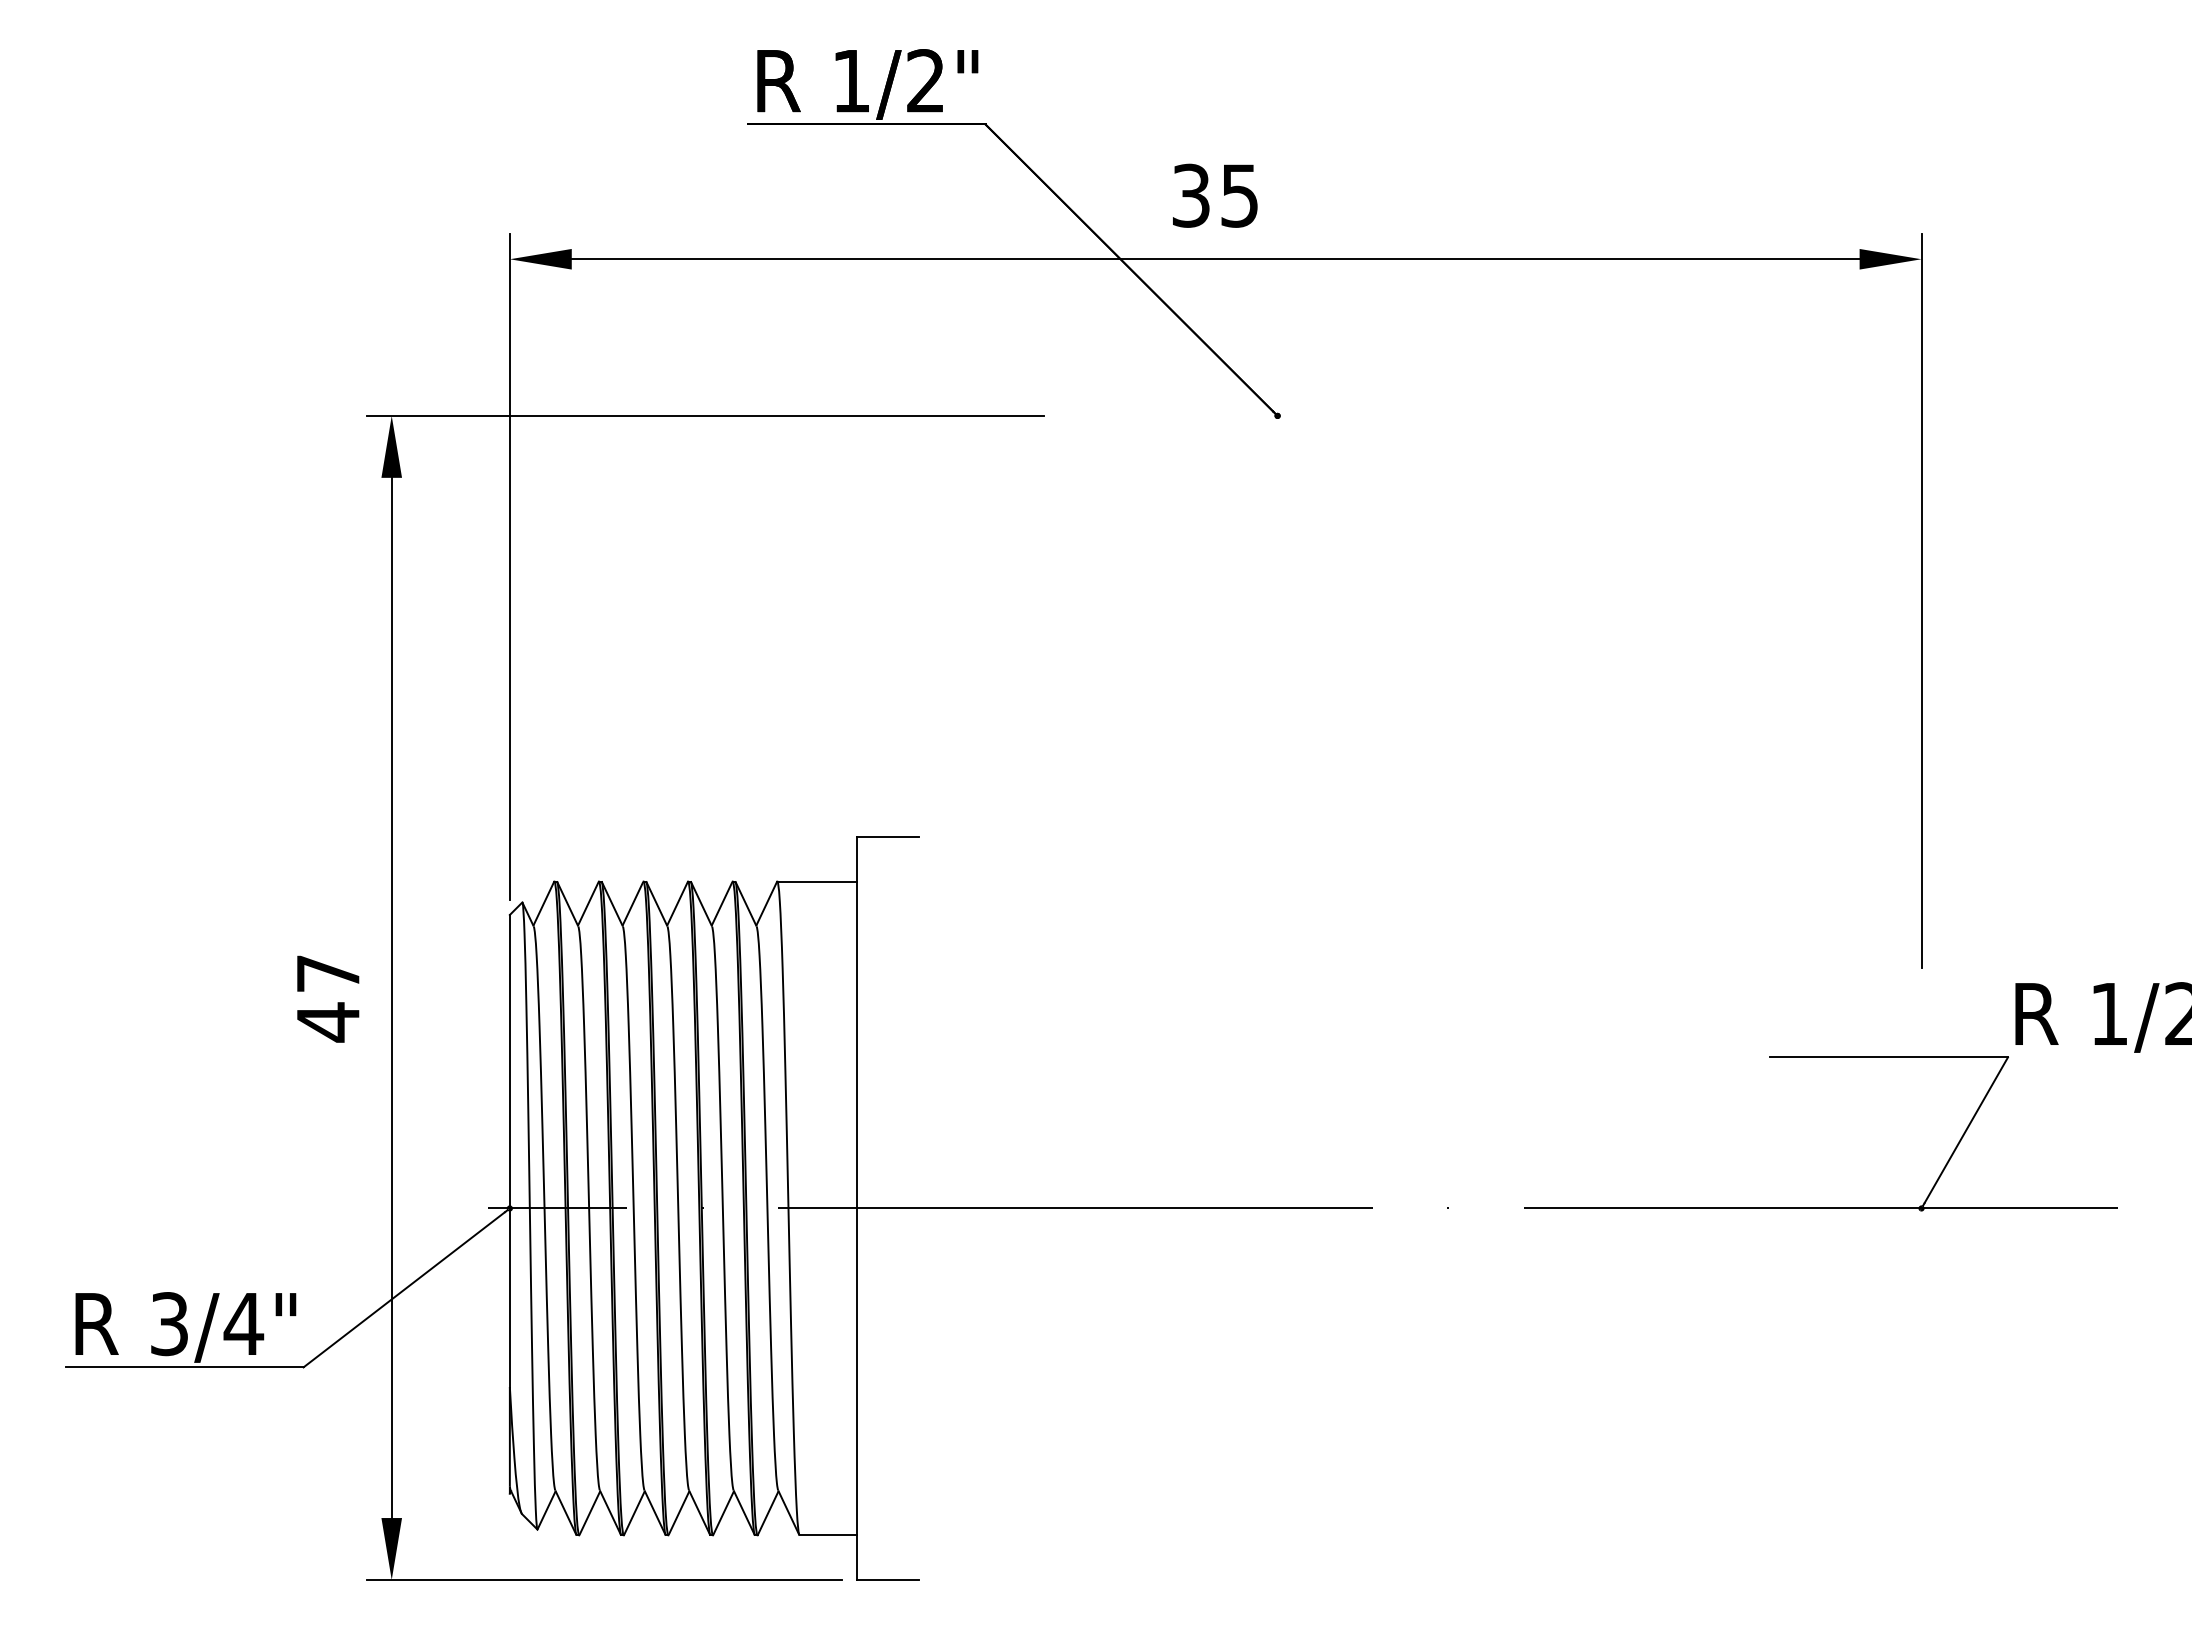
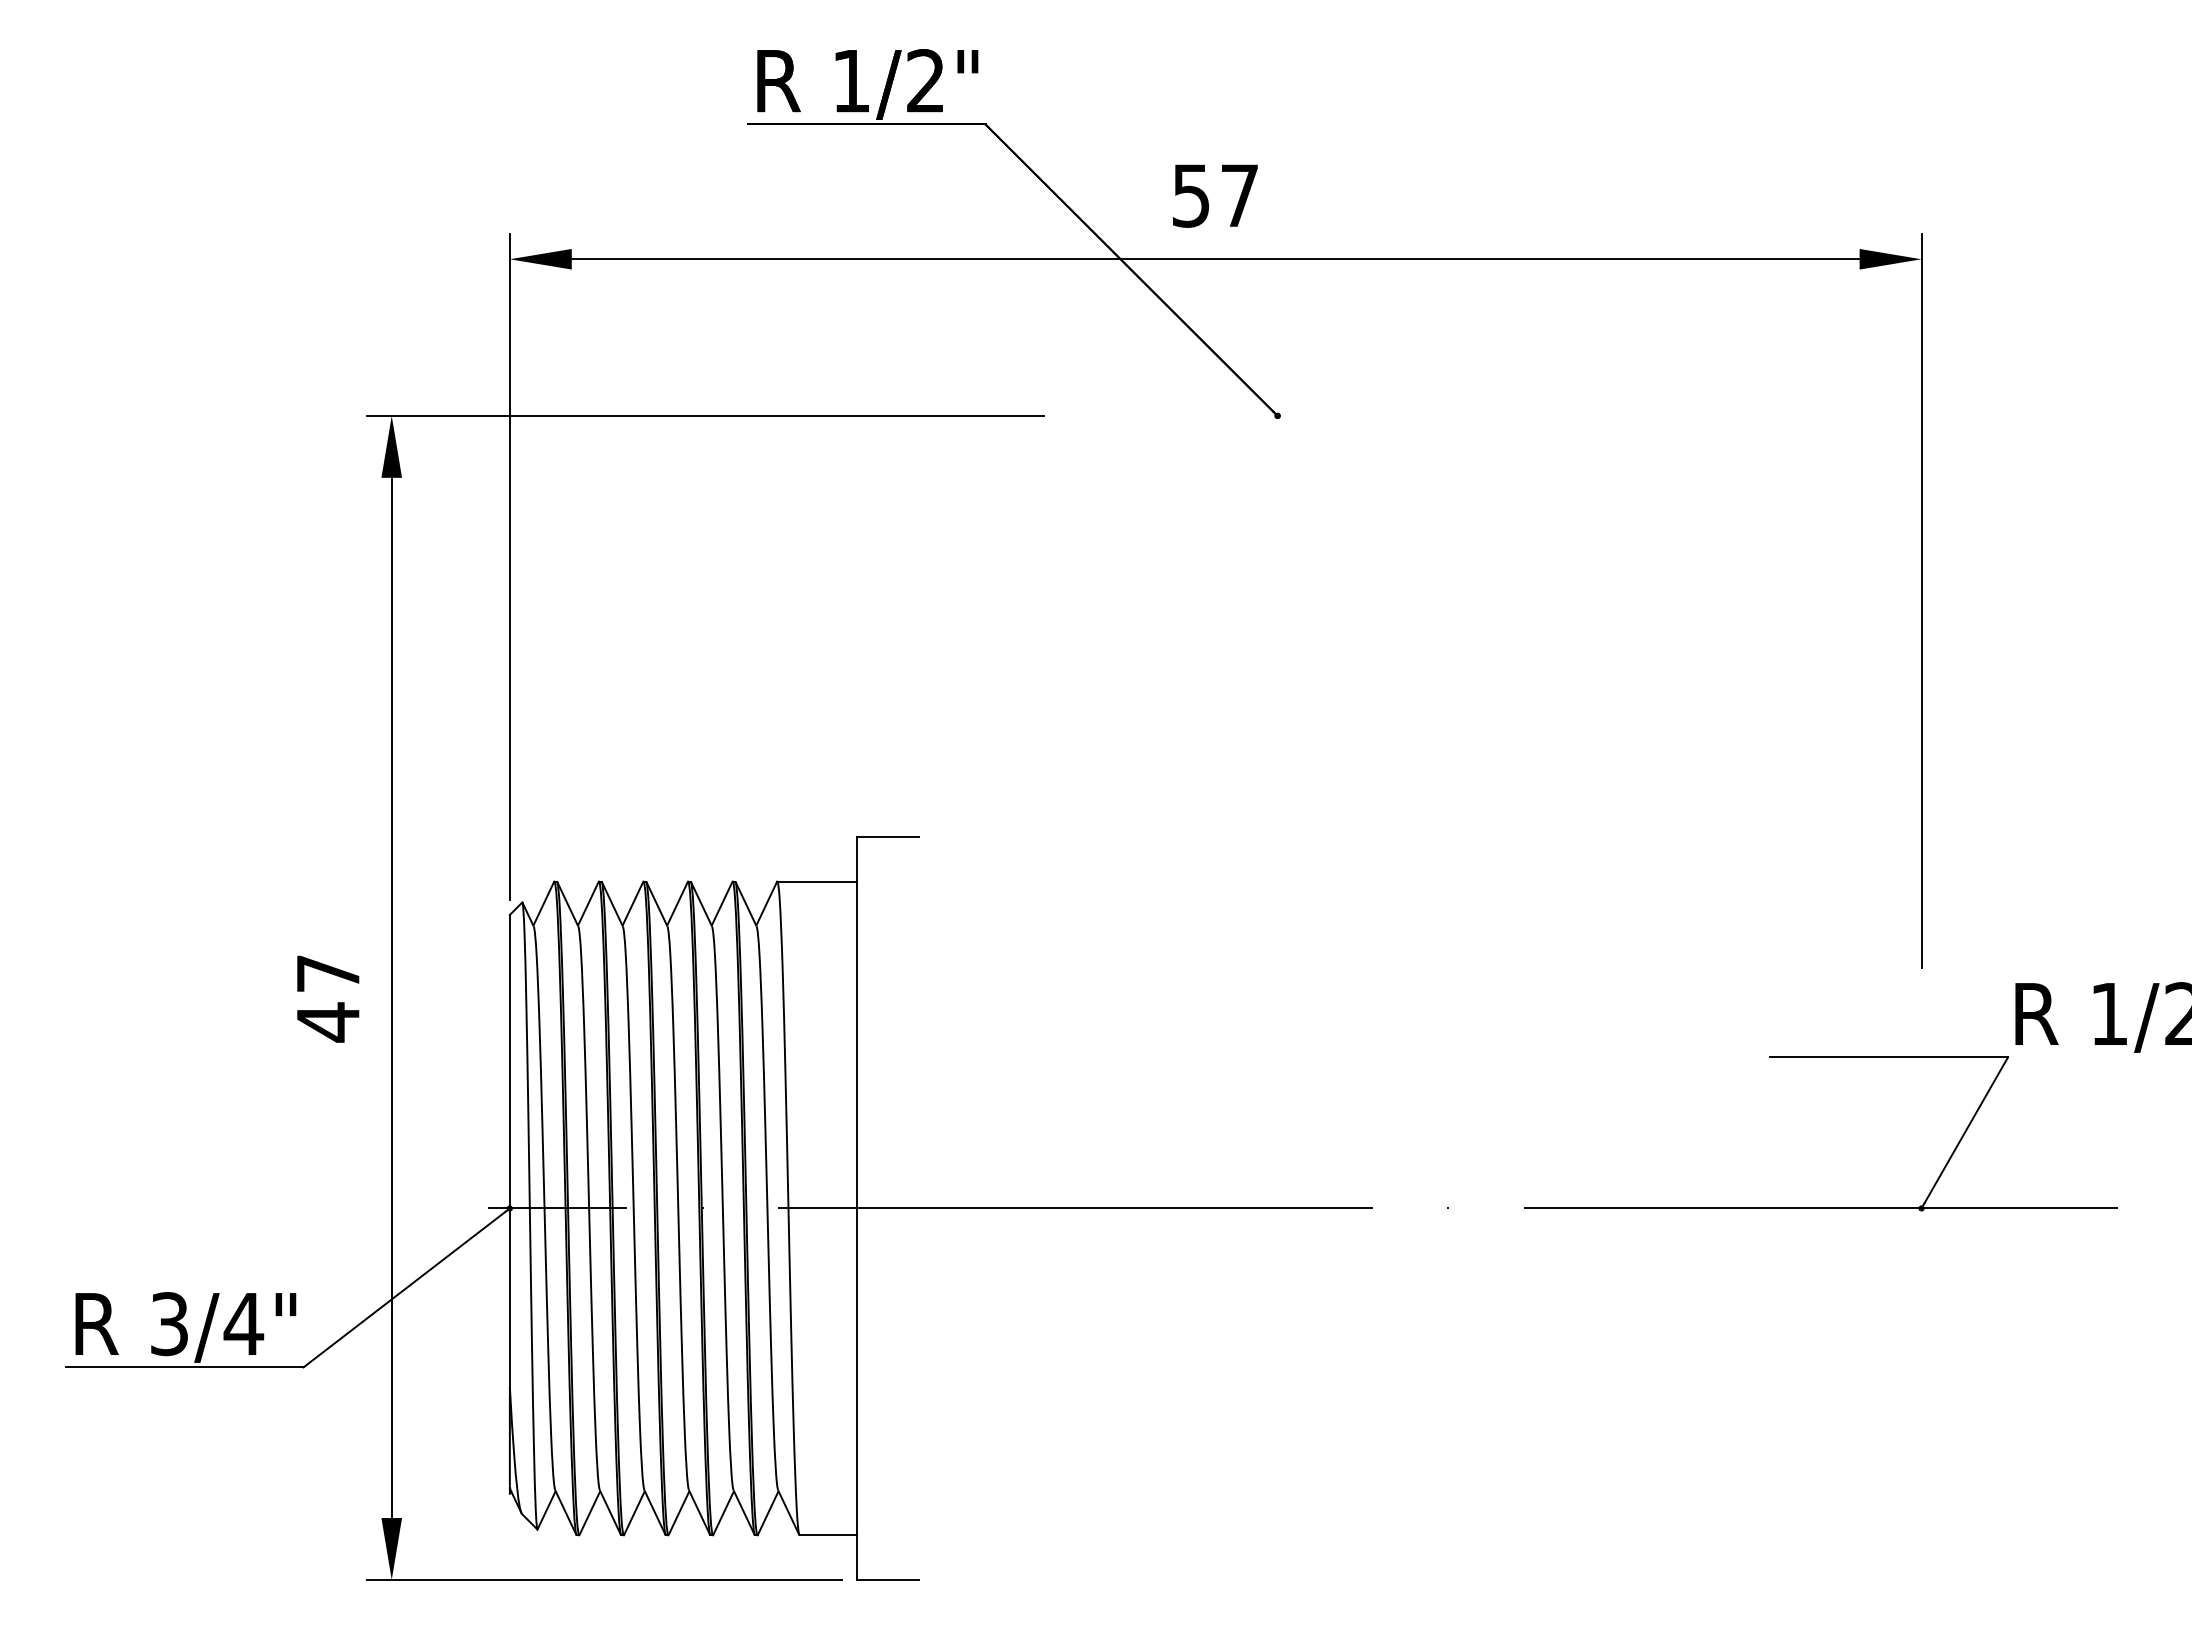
text: 35 -> 57 (1215, 195)
